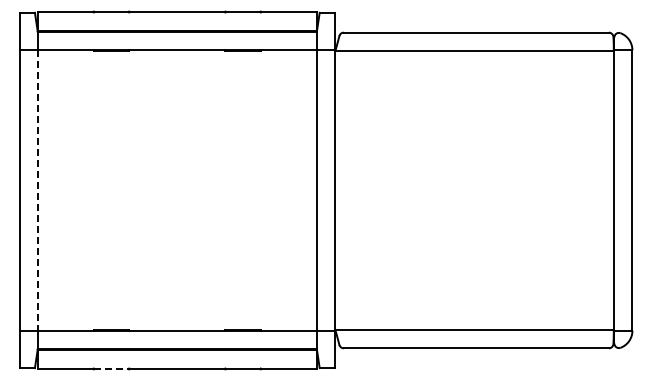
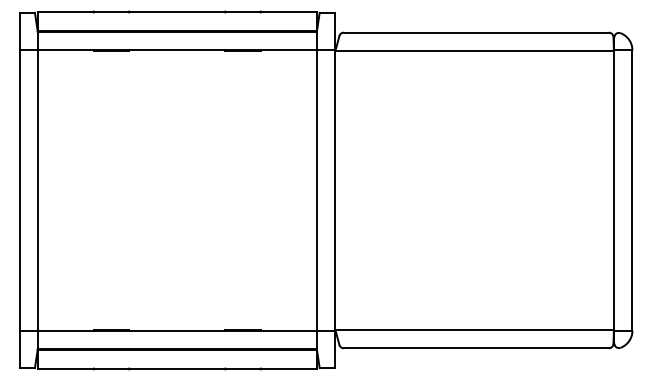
line: dashed -> solid (37, 190)
line: dashed -> solid (111, 369)
